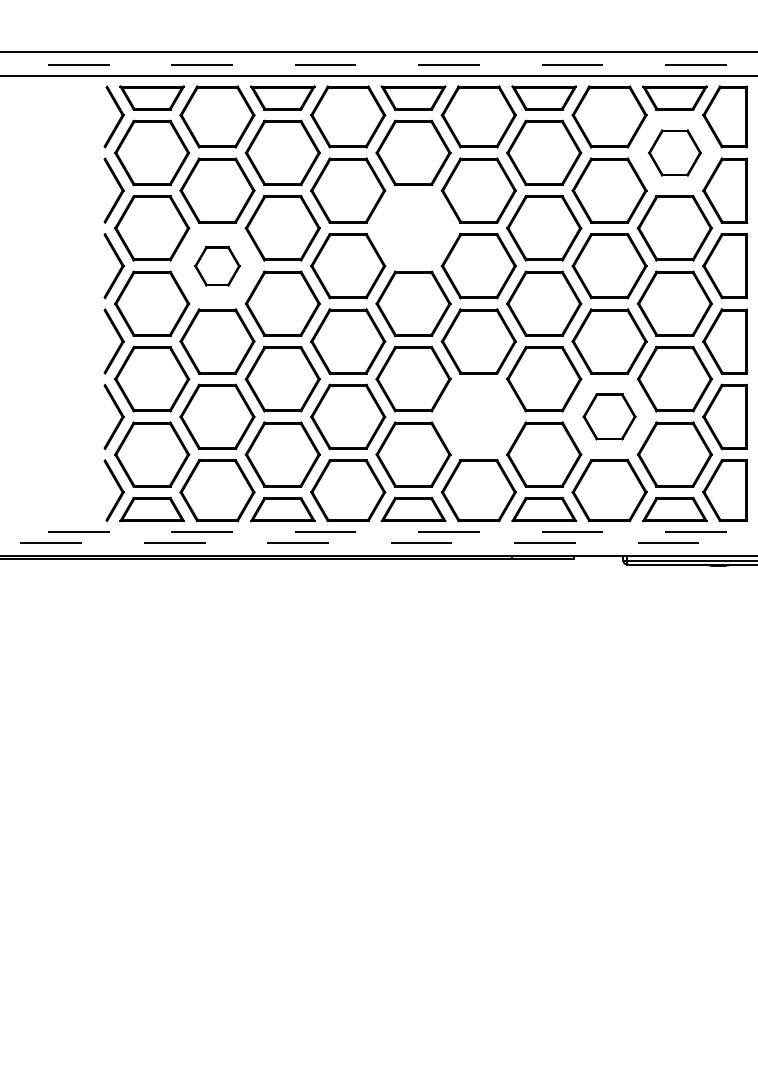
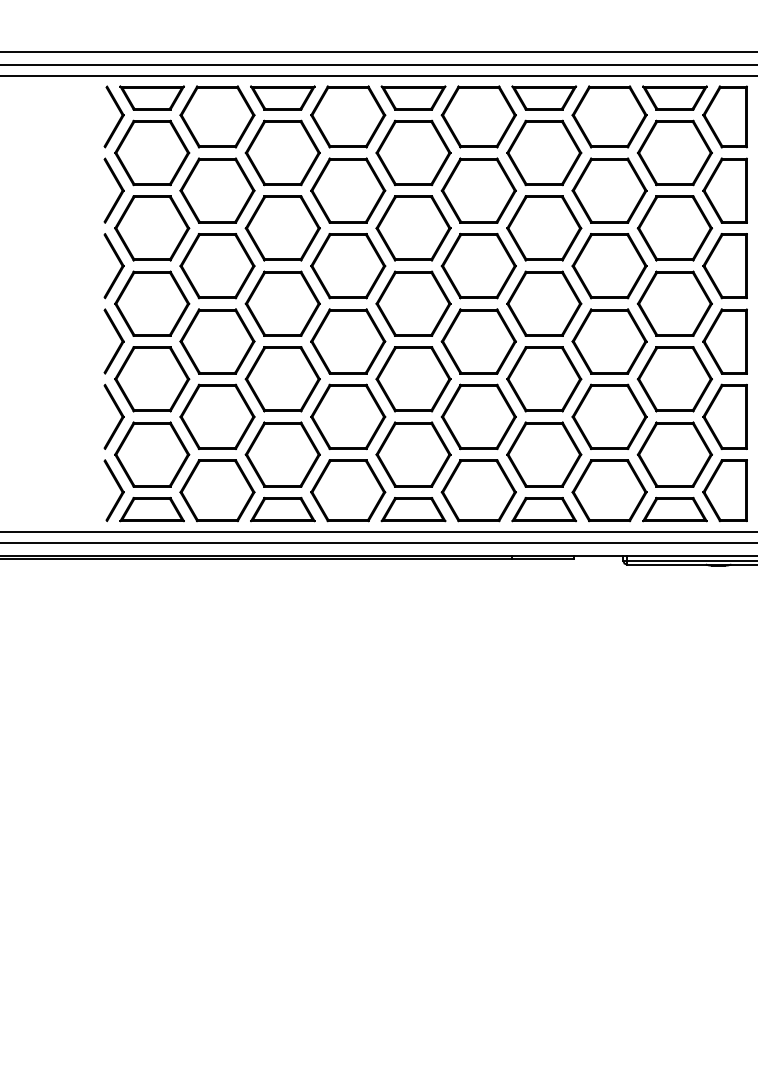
line: dashed -> solid (379, 64)
part size: 54x48 px -> 76x68 px (674, 152)
part: none -> present (413, 228)
part size: 47x42 px -> 77x67 px (217, 266)
part: none -> present (478, 416)
part size: 55x48 px -> 77x67 px (609, 416)
line: dashed -> solid (379, 531)
line: dashed -> solid (379, 542)
